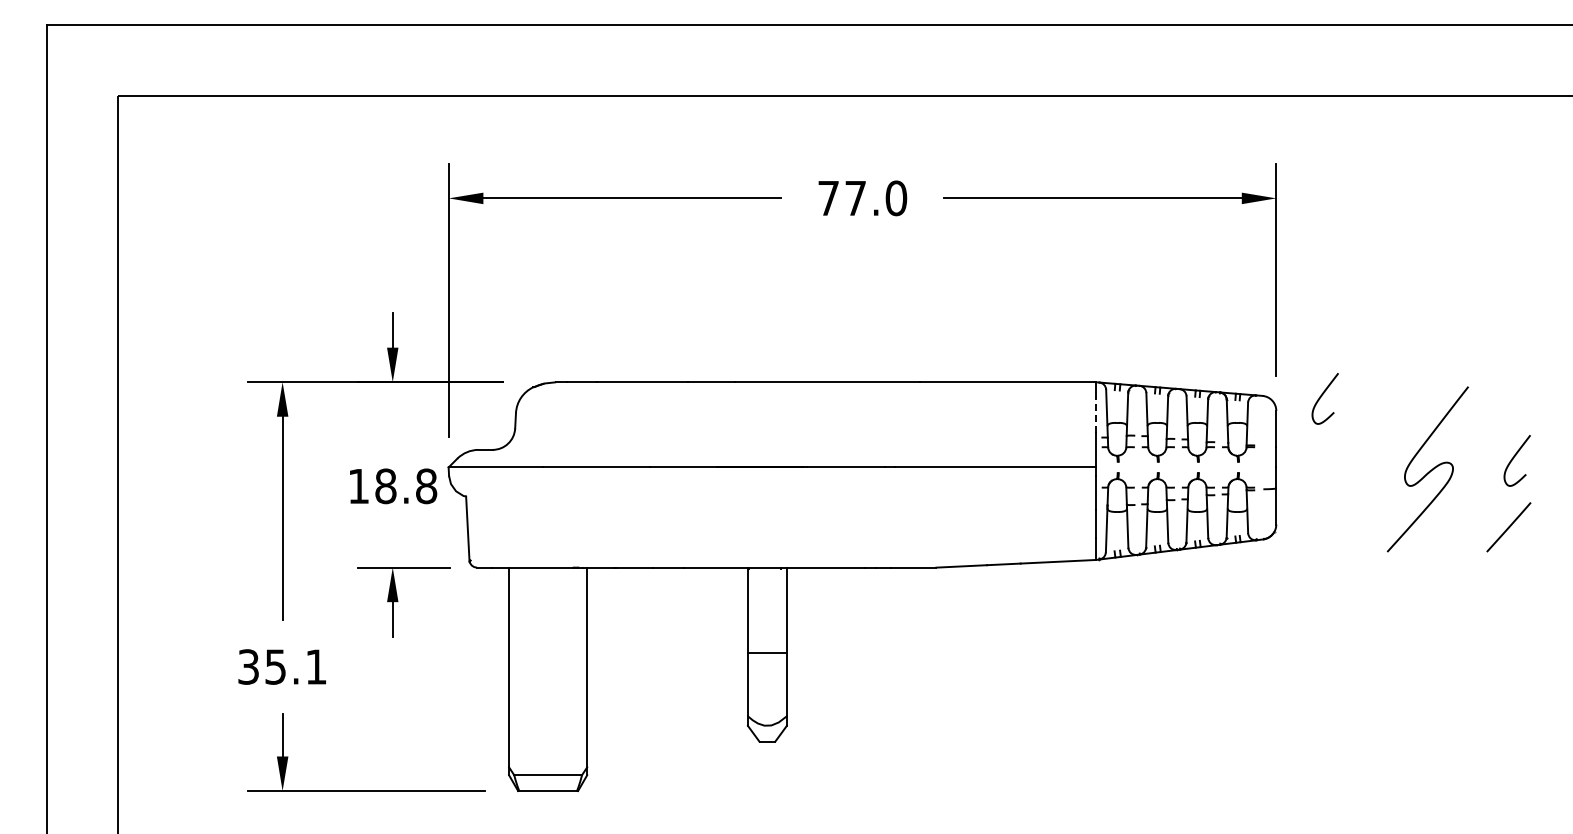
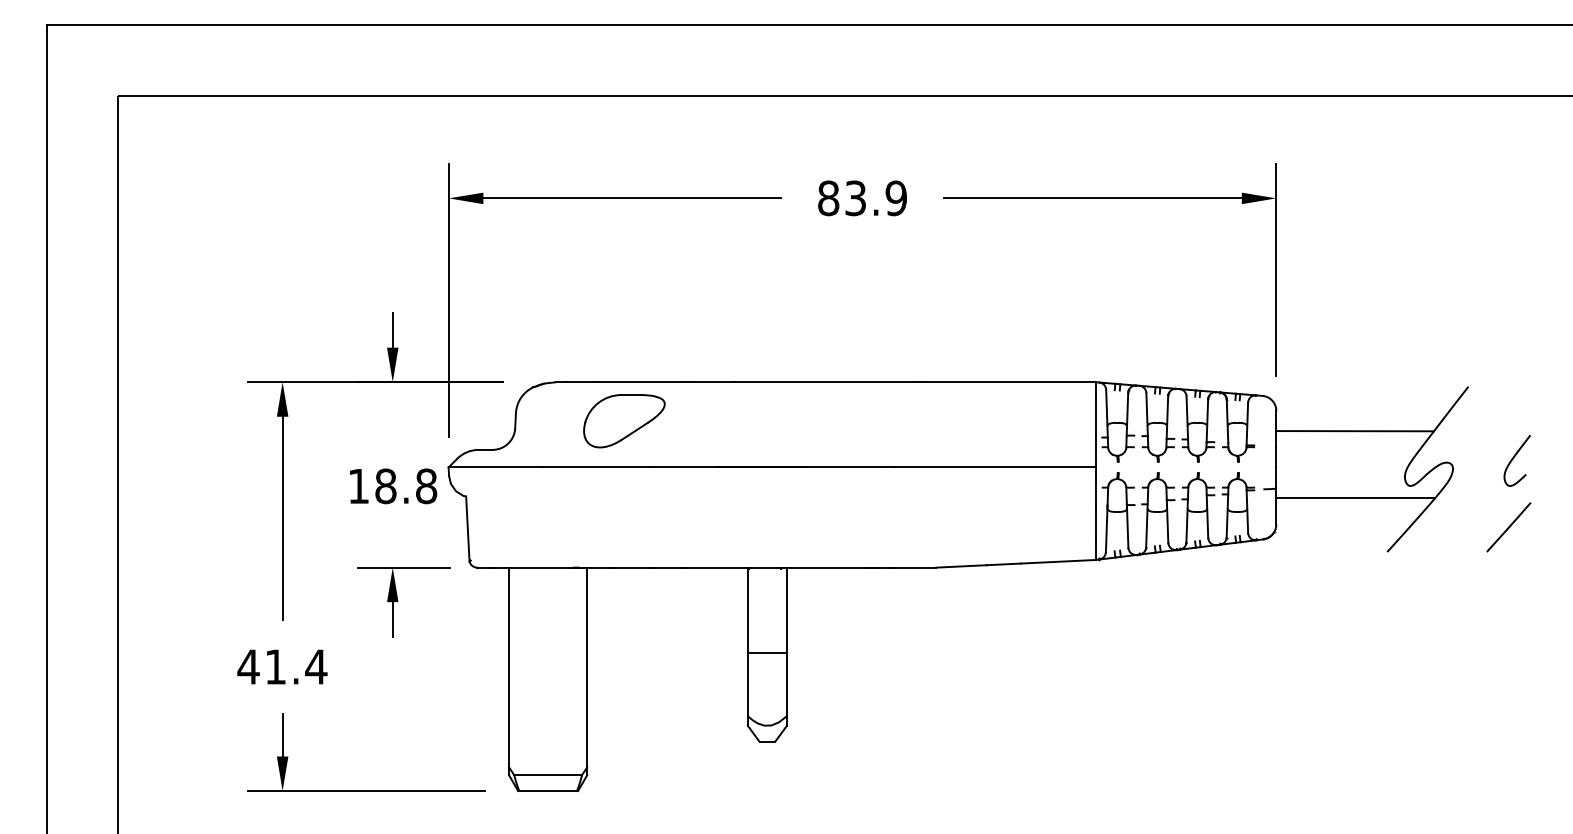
text: 77.0 -> 83.9 (862, 198)
curve: present -> none (1322, 396)
line: dashed -> solid (1095, 415)
part: none -> present (624, 421)
line: none -> present (1354, 431)
line: none -> present (1355, 498)
text: 35.1 -> 41.4 (282, 666)
